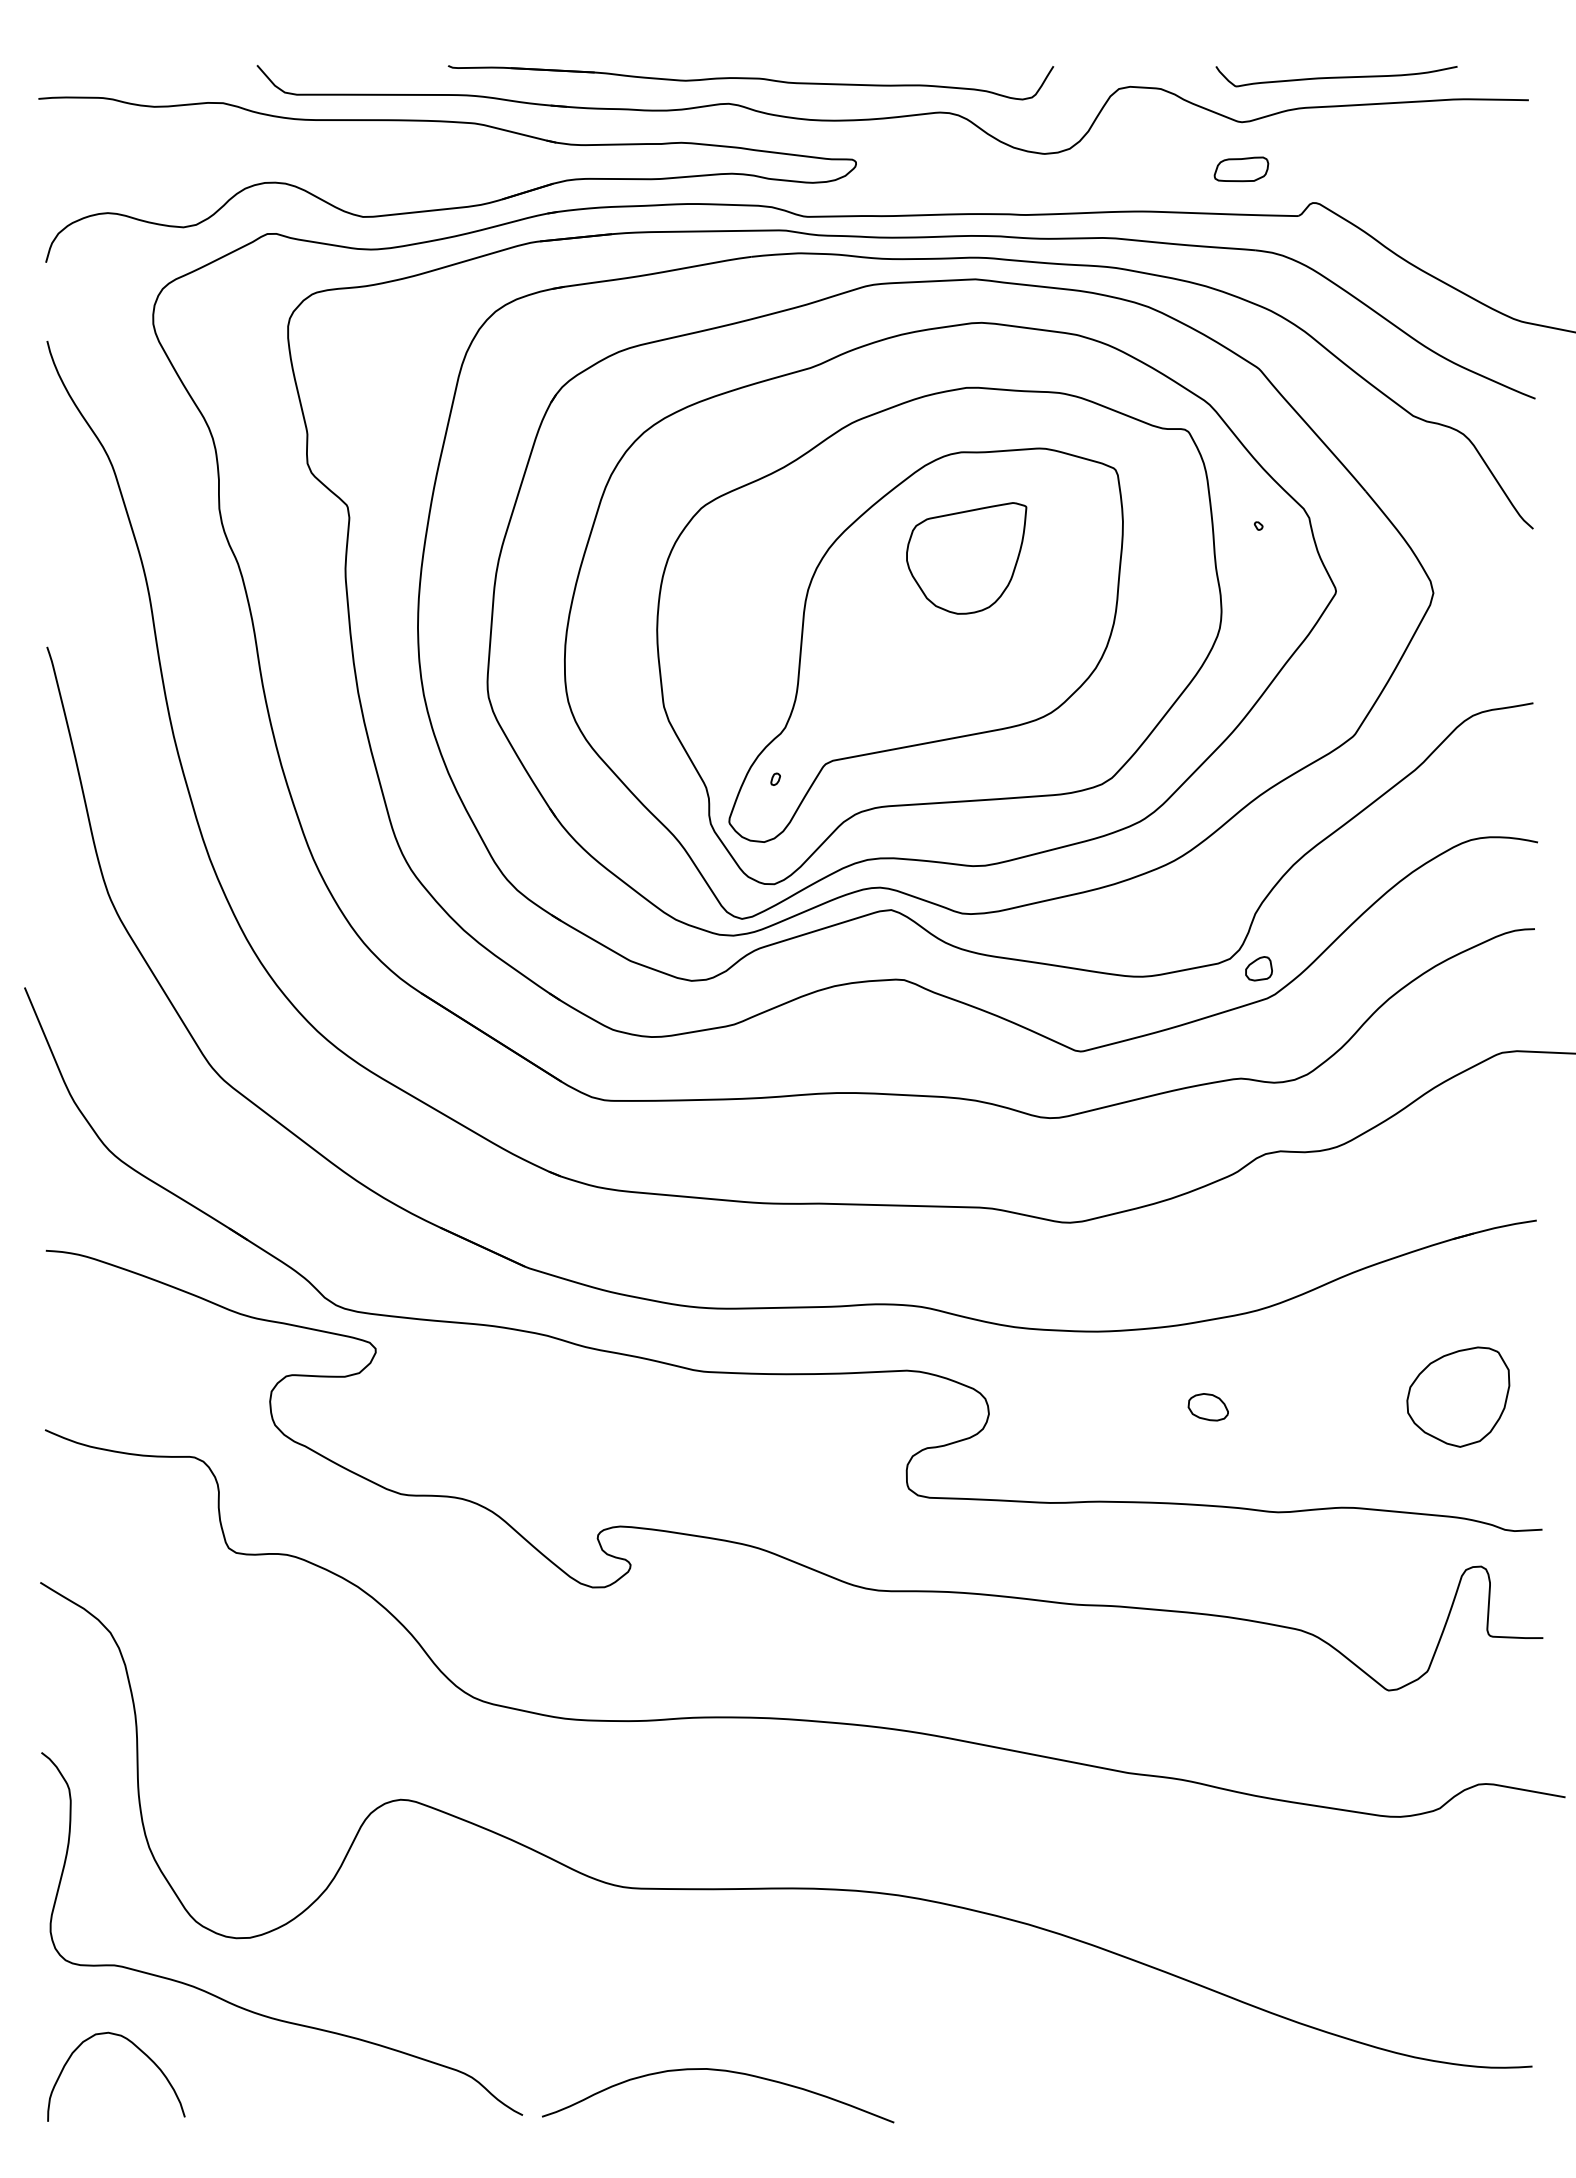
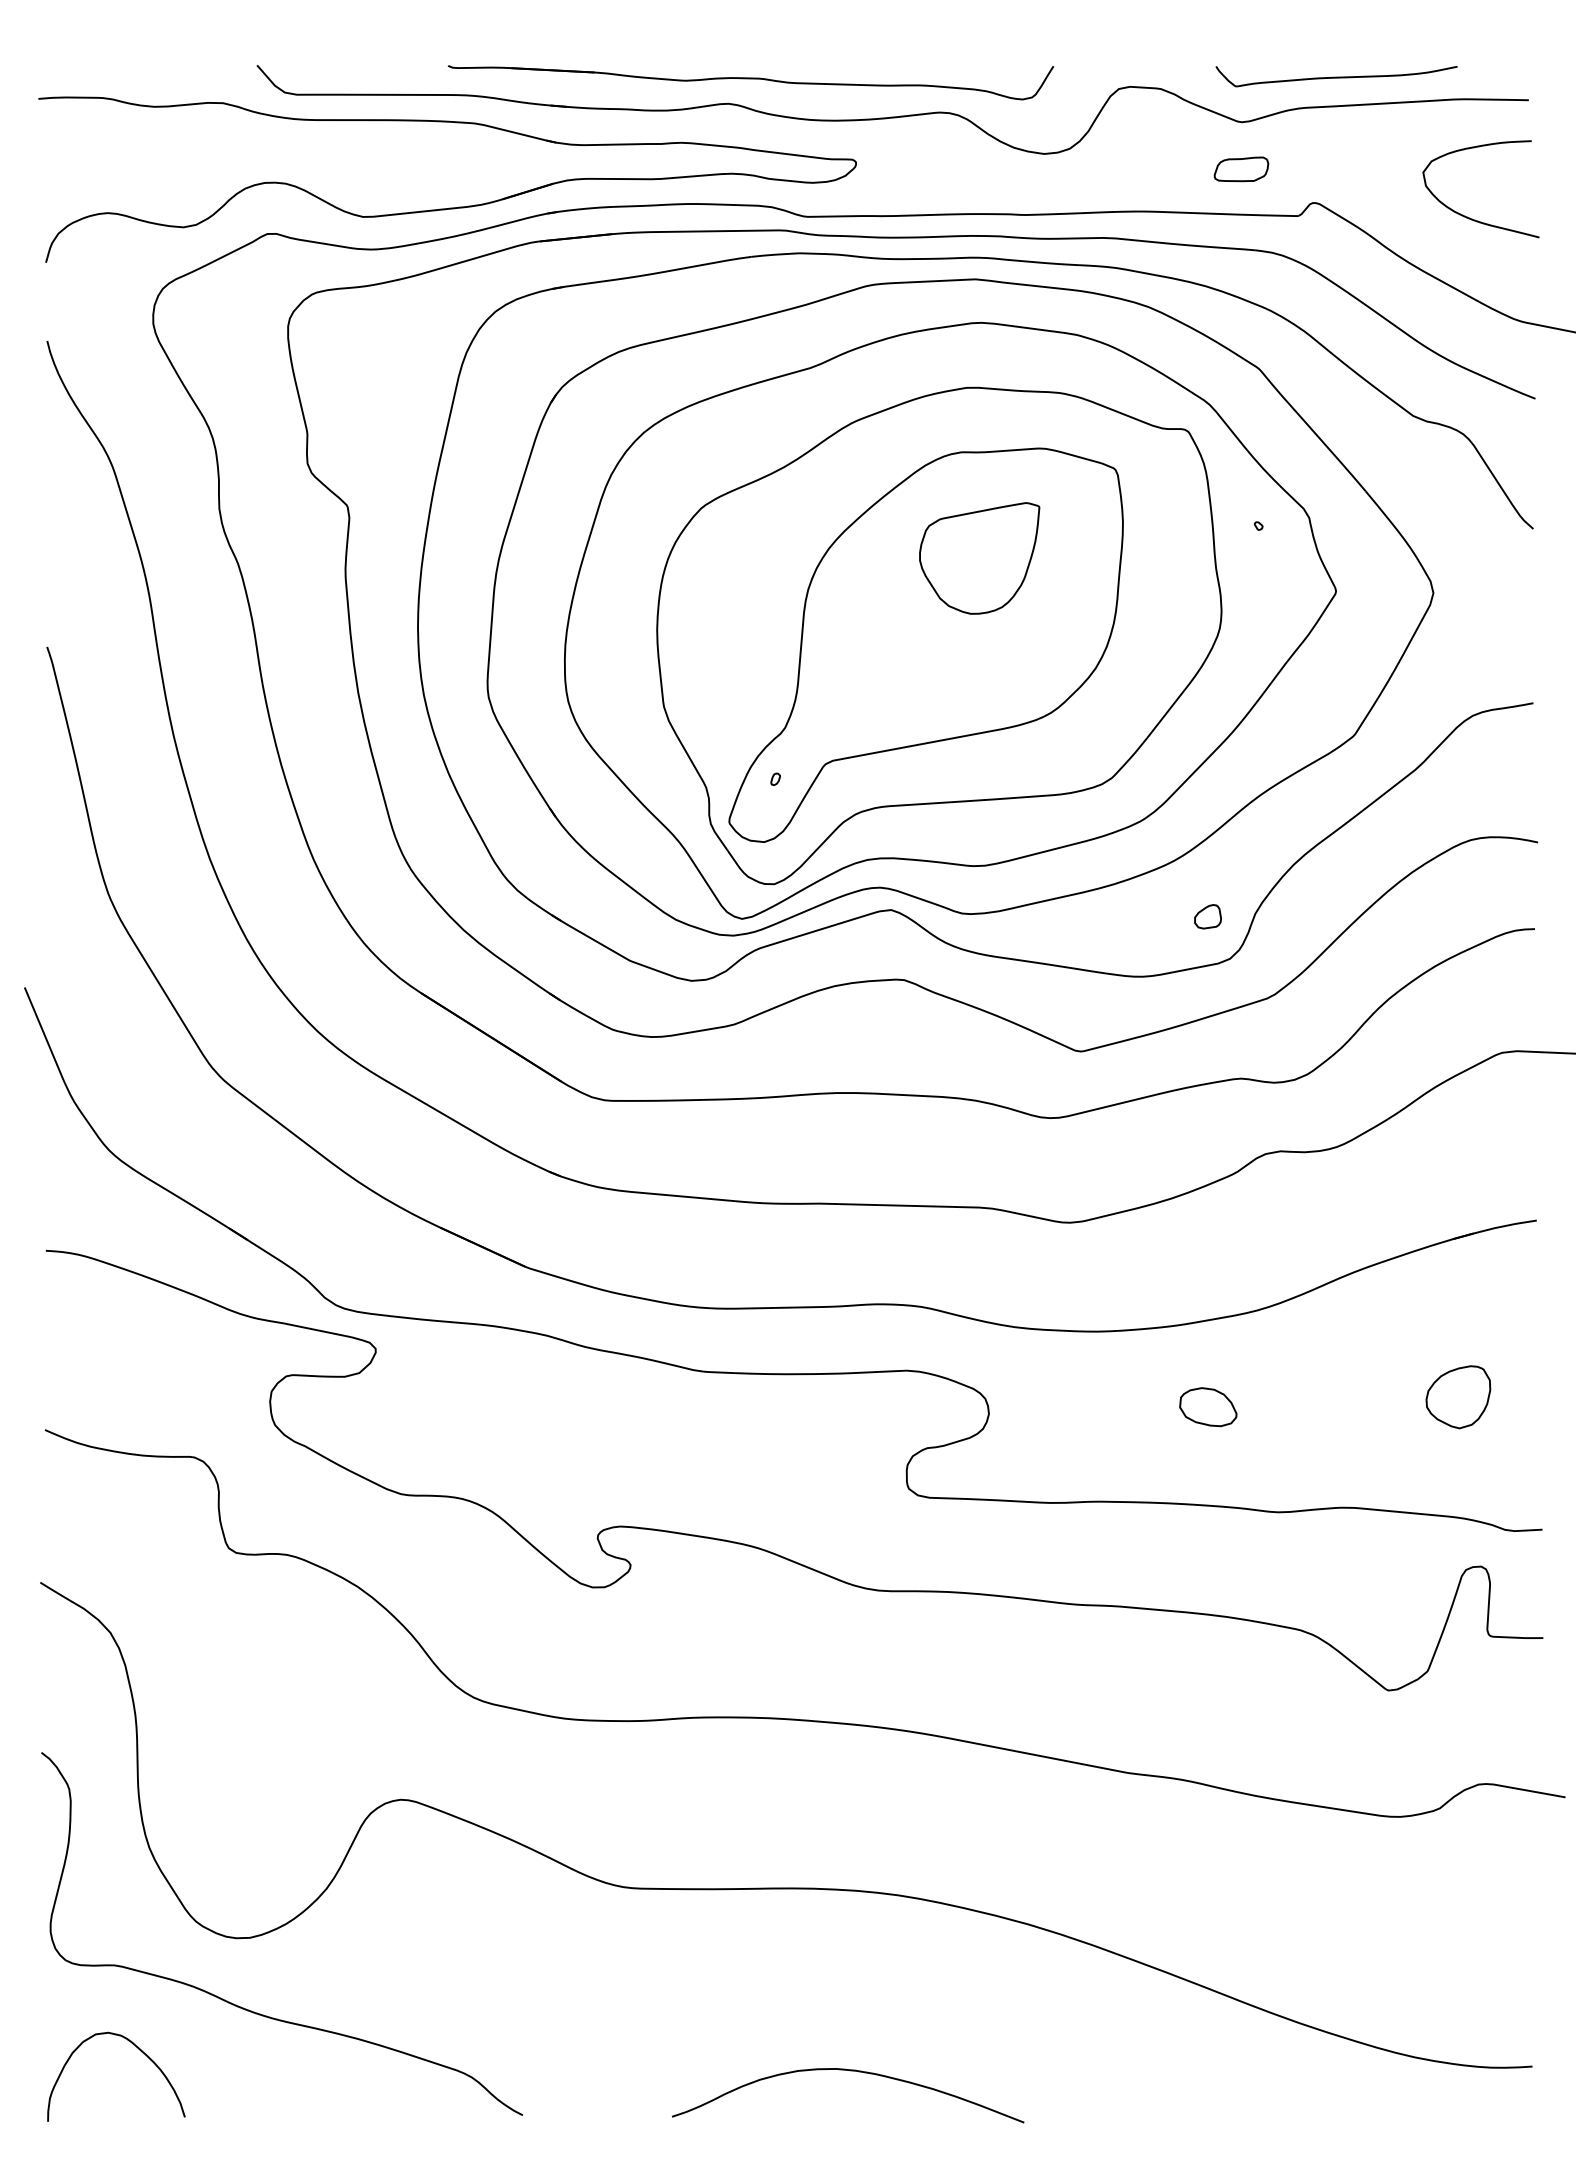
curve: none -> present (1467, 216)
part position: (966, 558) -> (979, 558) (979, 558)
part position: (1258, 968) -> (1207, 916) (1207, 916)
part size: 105x102 px -> 67x65 px (1458, 1397)
part size: 42x29 px -> 59x41 px (1208, 1407)
curve position: (719, 2071) -> (849, 2071) (849, 2071)
